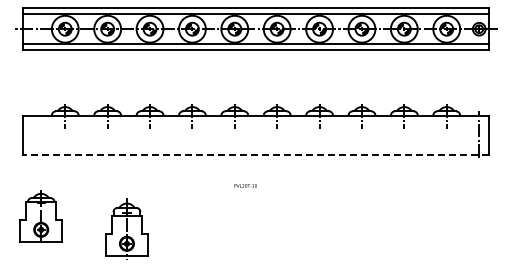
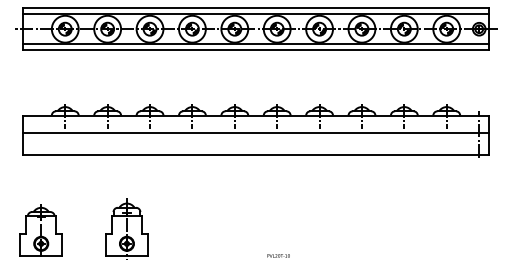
line: none -> present (255, 133)
line: dashed -> solid (255, 155)
text position: (245, 185) -> (278, 255) (278, 255)
part position: (40, 216) -> (40, 230) (40, 230)
